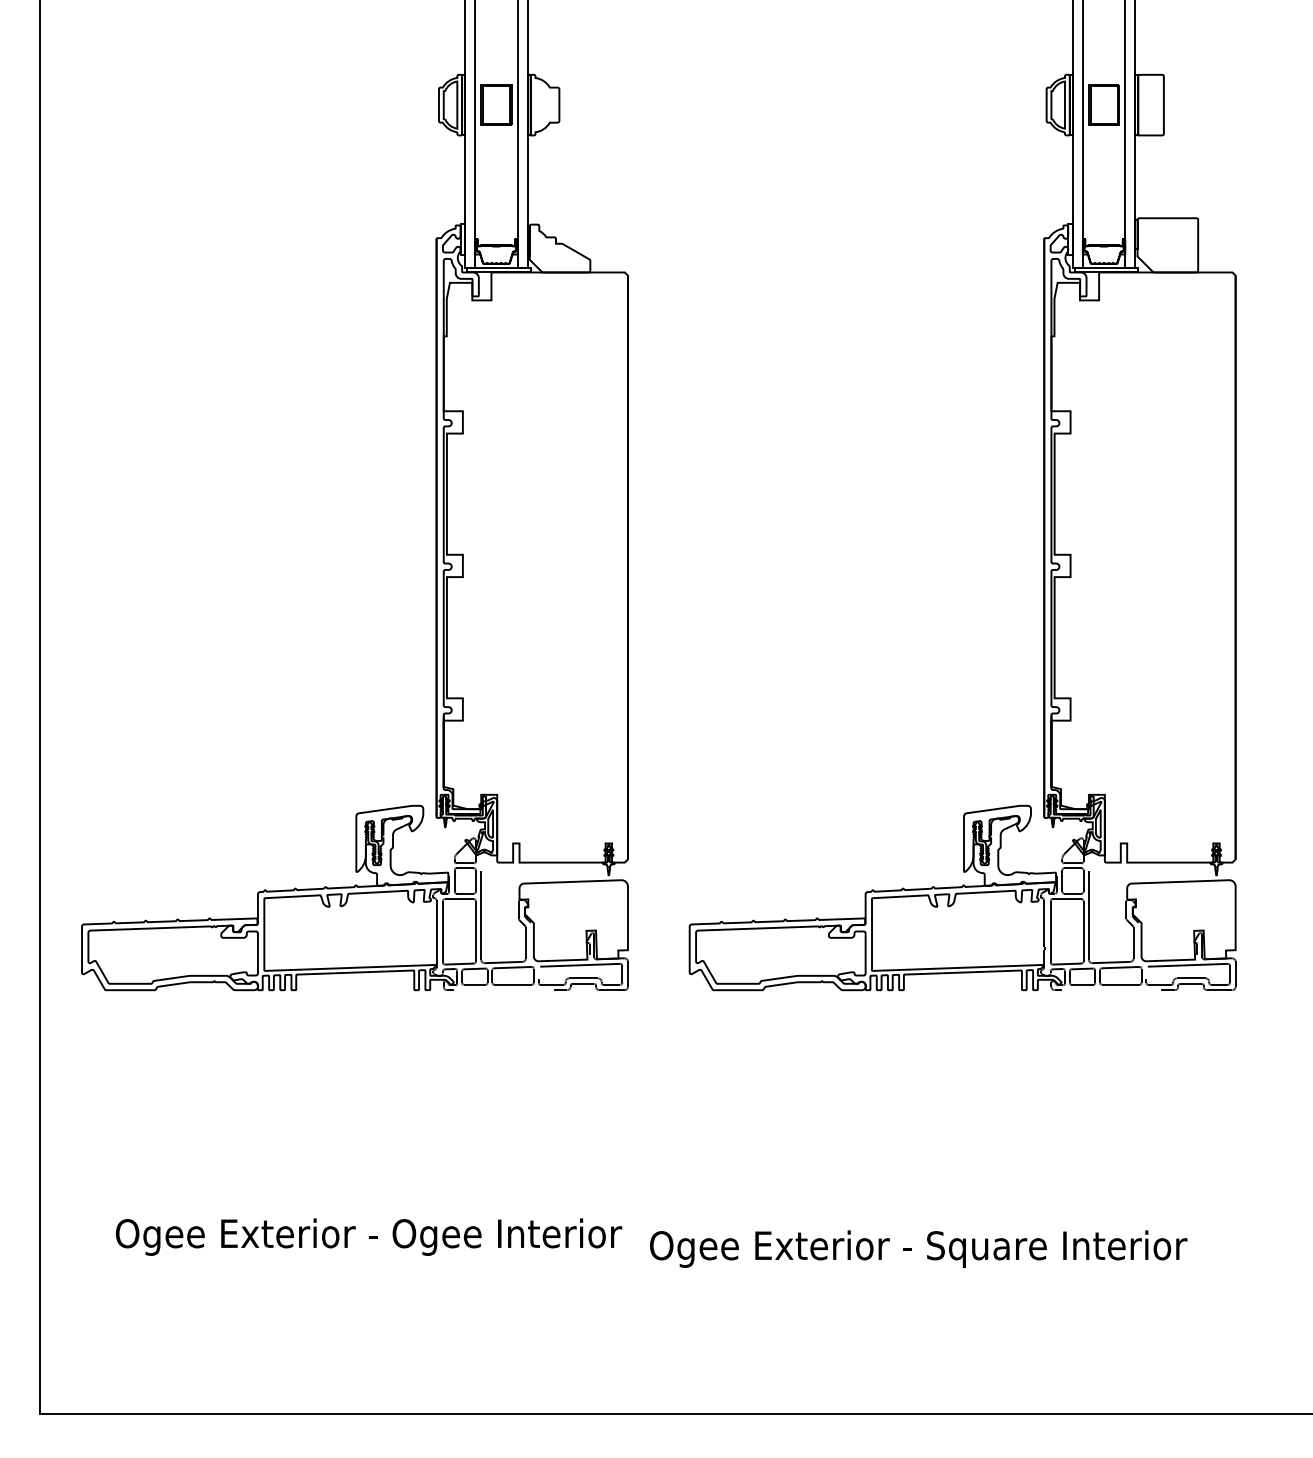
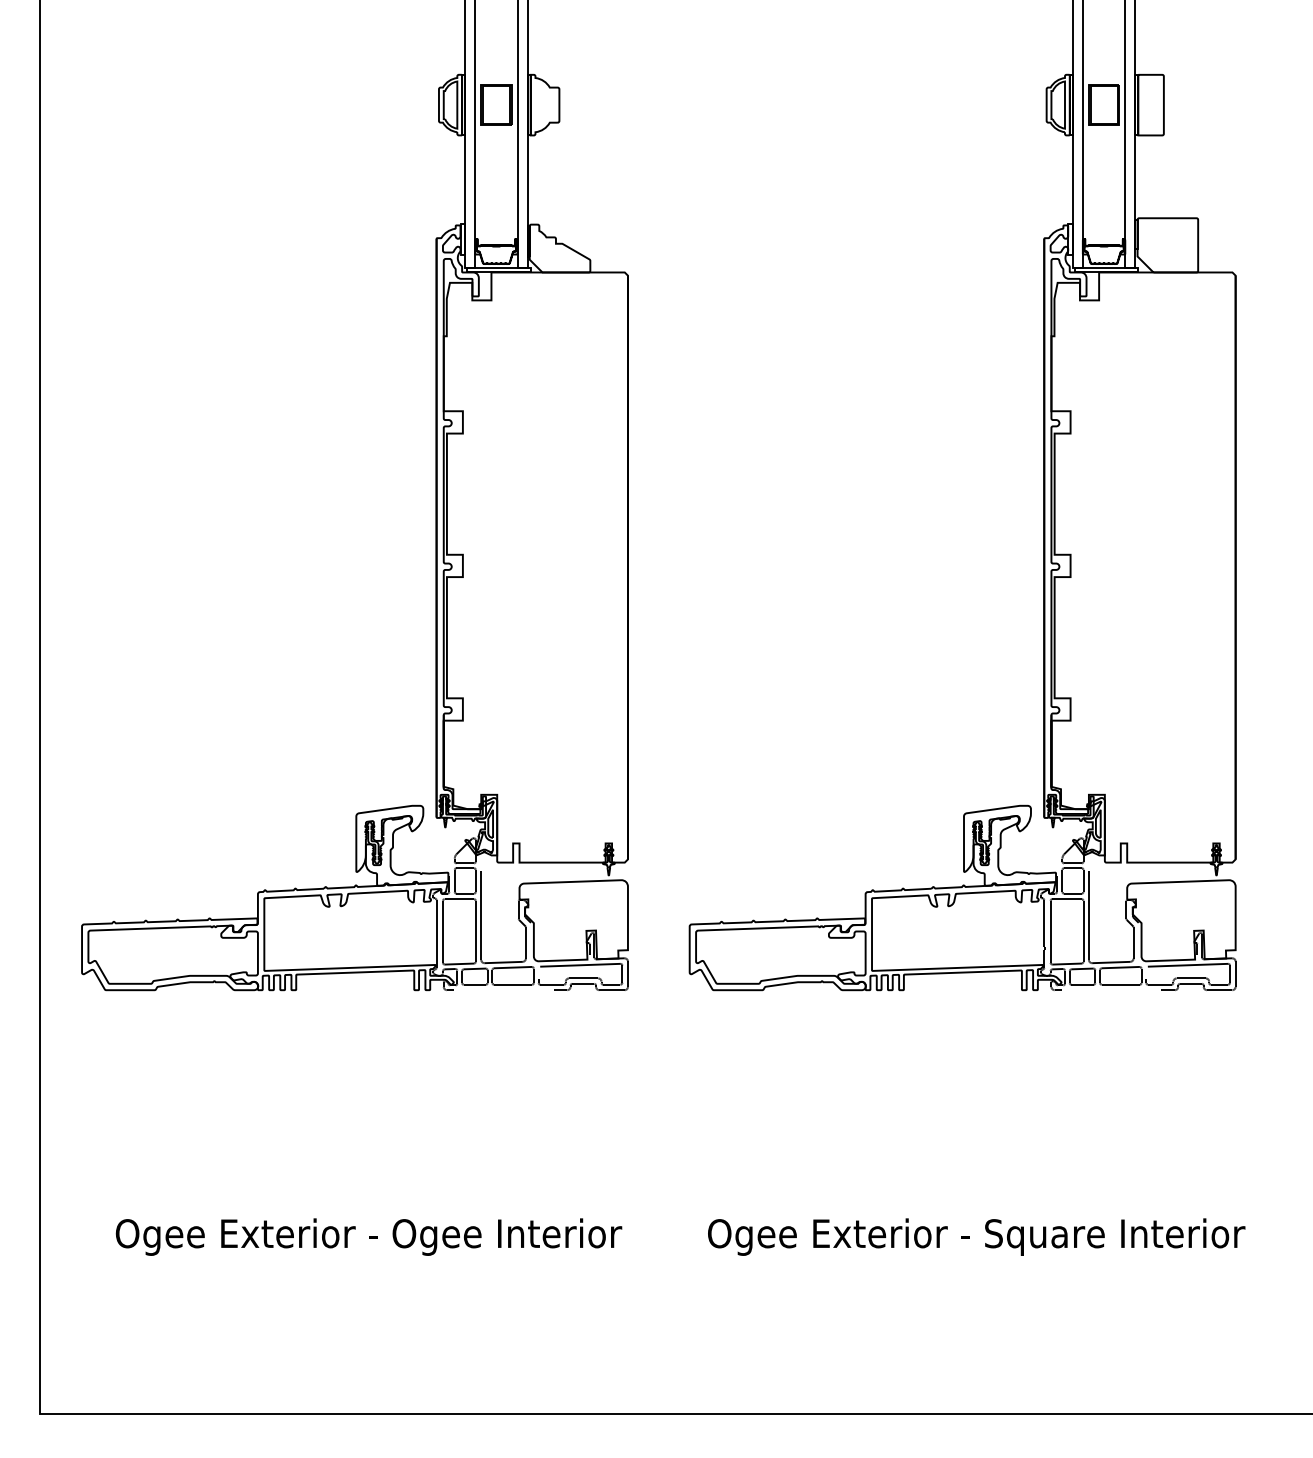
text position: (918, 1248) -> (976, 1236) (976, 1236)
